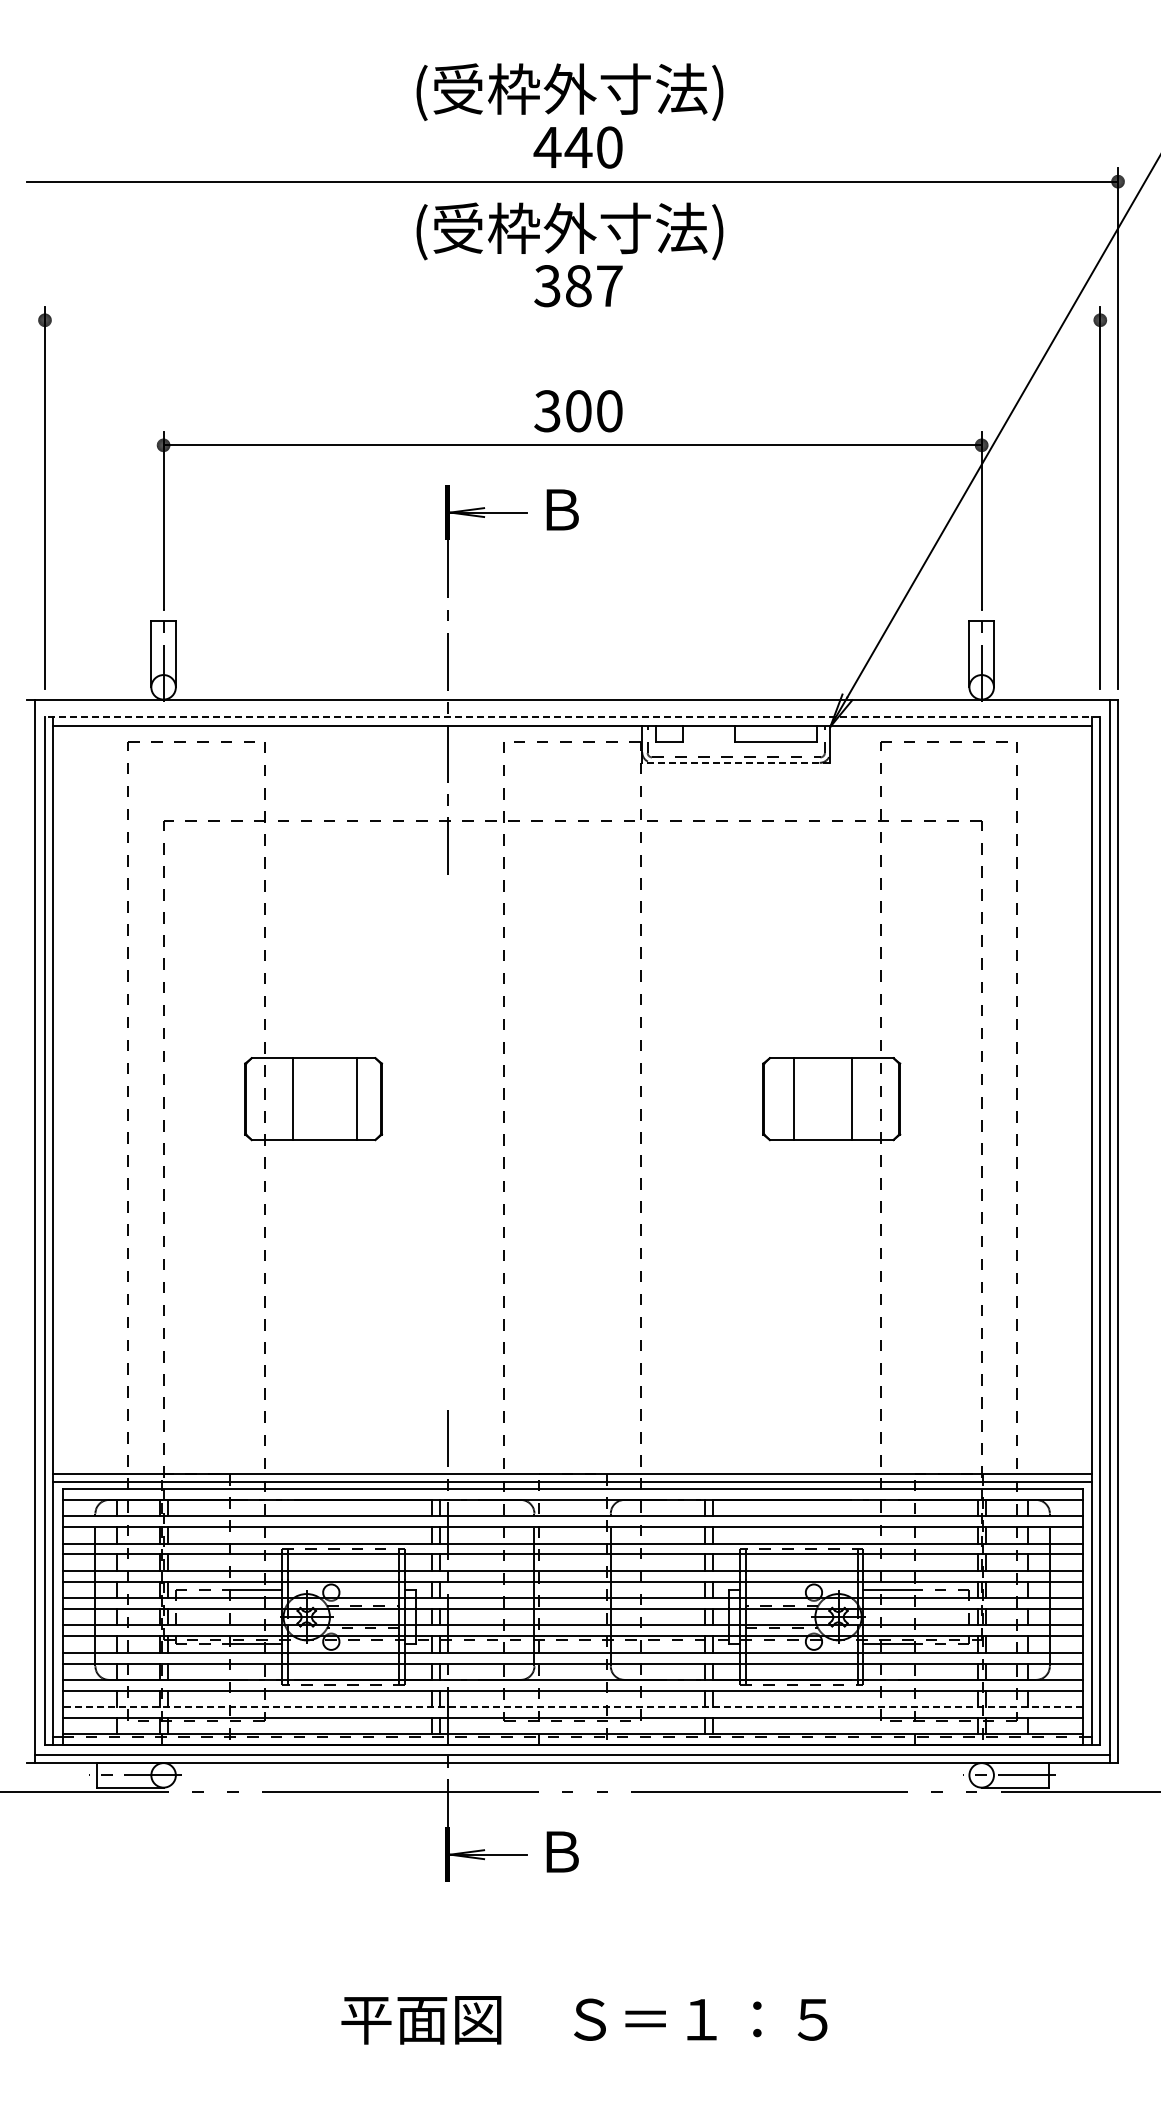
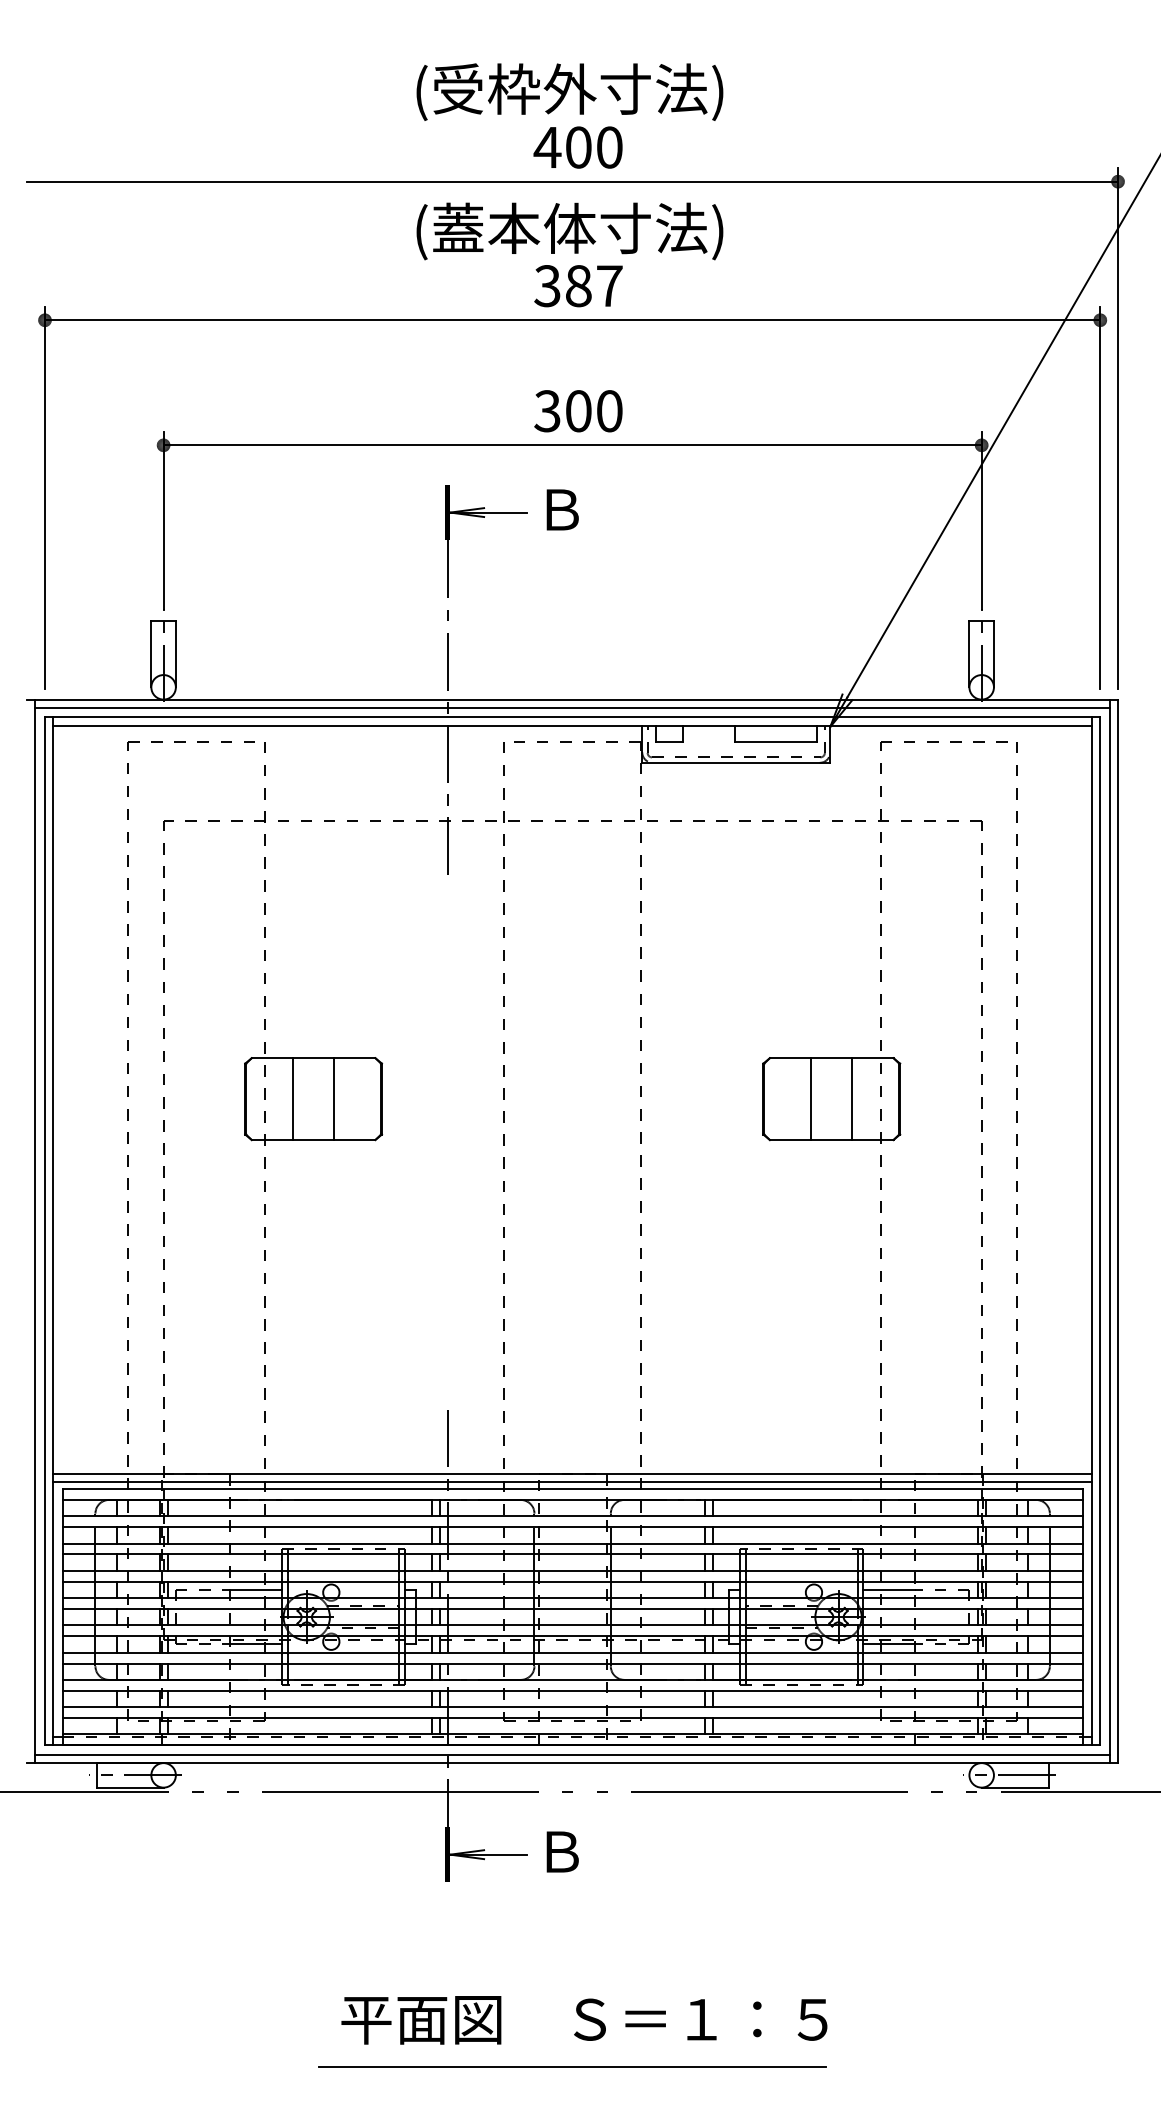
text: 440 -> 400 (578, 147)
text: (受枠外寸法) -> (蓋本体寸法) (514, 227)
line: none -> present (572, 320)
line: none -> present (572, 707)
line: dashed -> solid (572, 717)
line: dashed -> solid (735, 762)
line position: (357, 1099) -> (334, 1099) (334, 1099)
line position: (794, 1099) -> (811, 1099) (811, 1099)
line: dashed -> solid (572, 1707)
line: none -> present (572, 2066)
